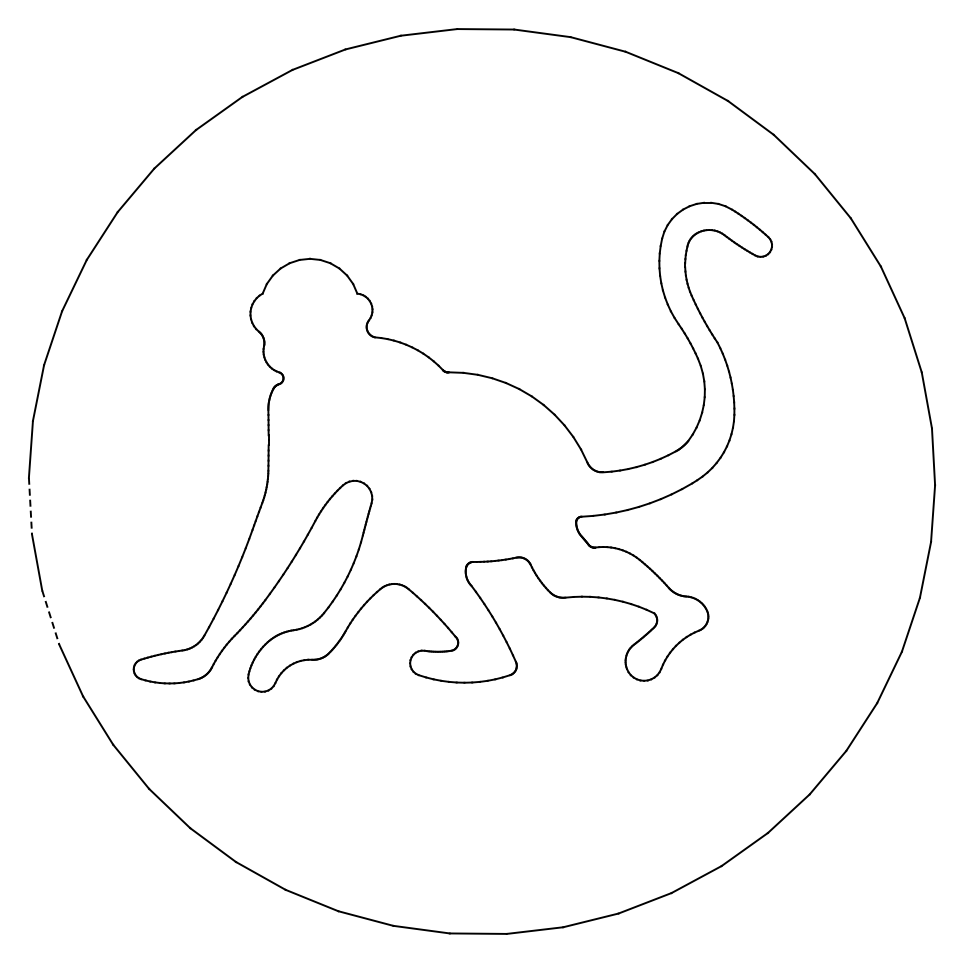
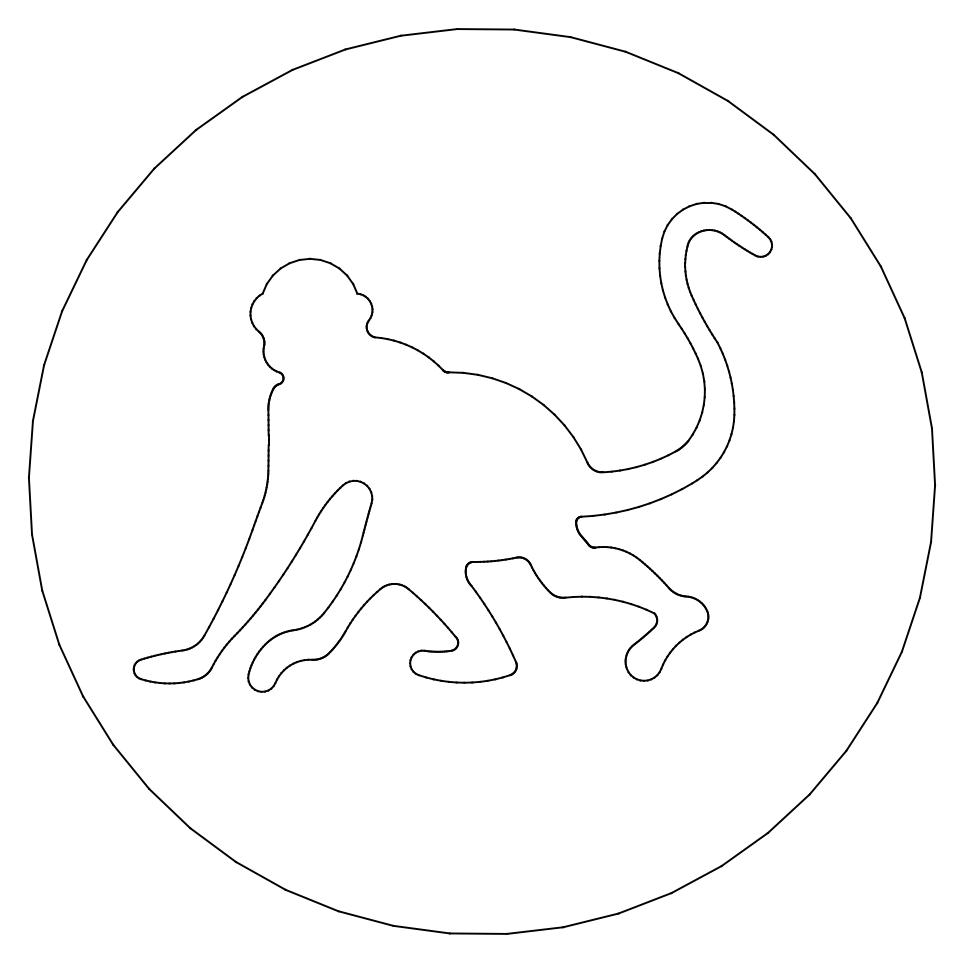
line: dashed -> solid (30, 506)
line: dashed -> solid (50, 618)
